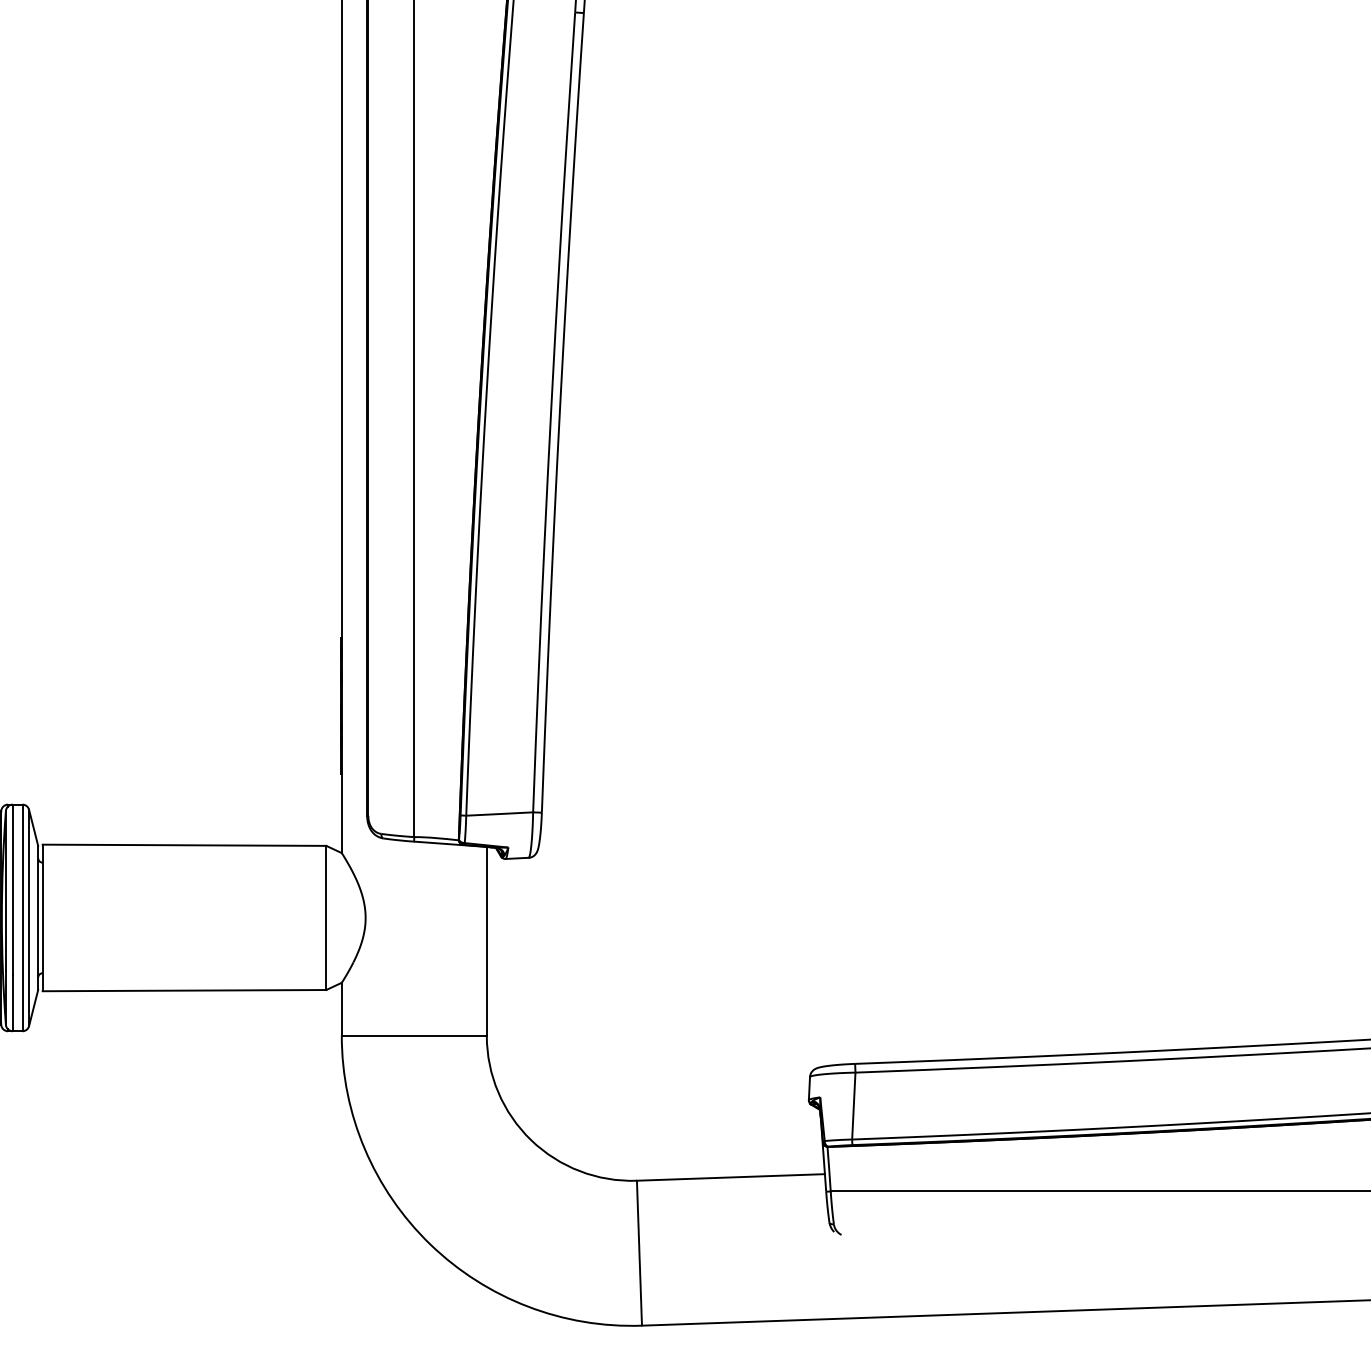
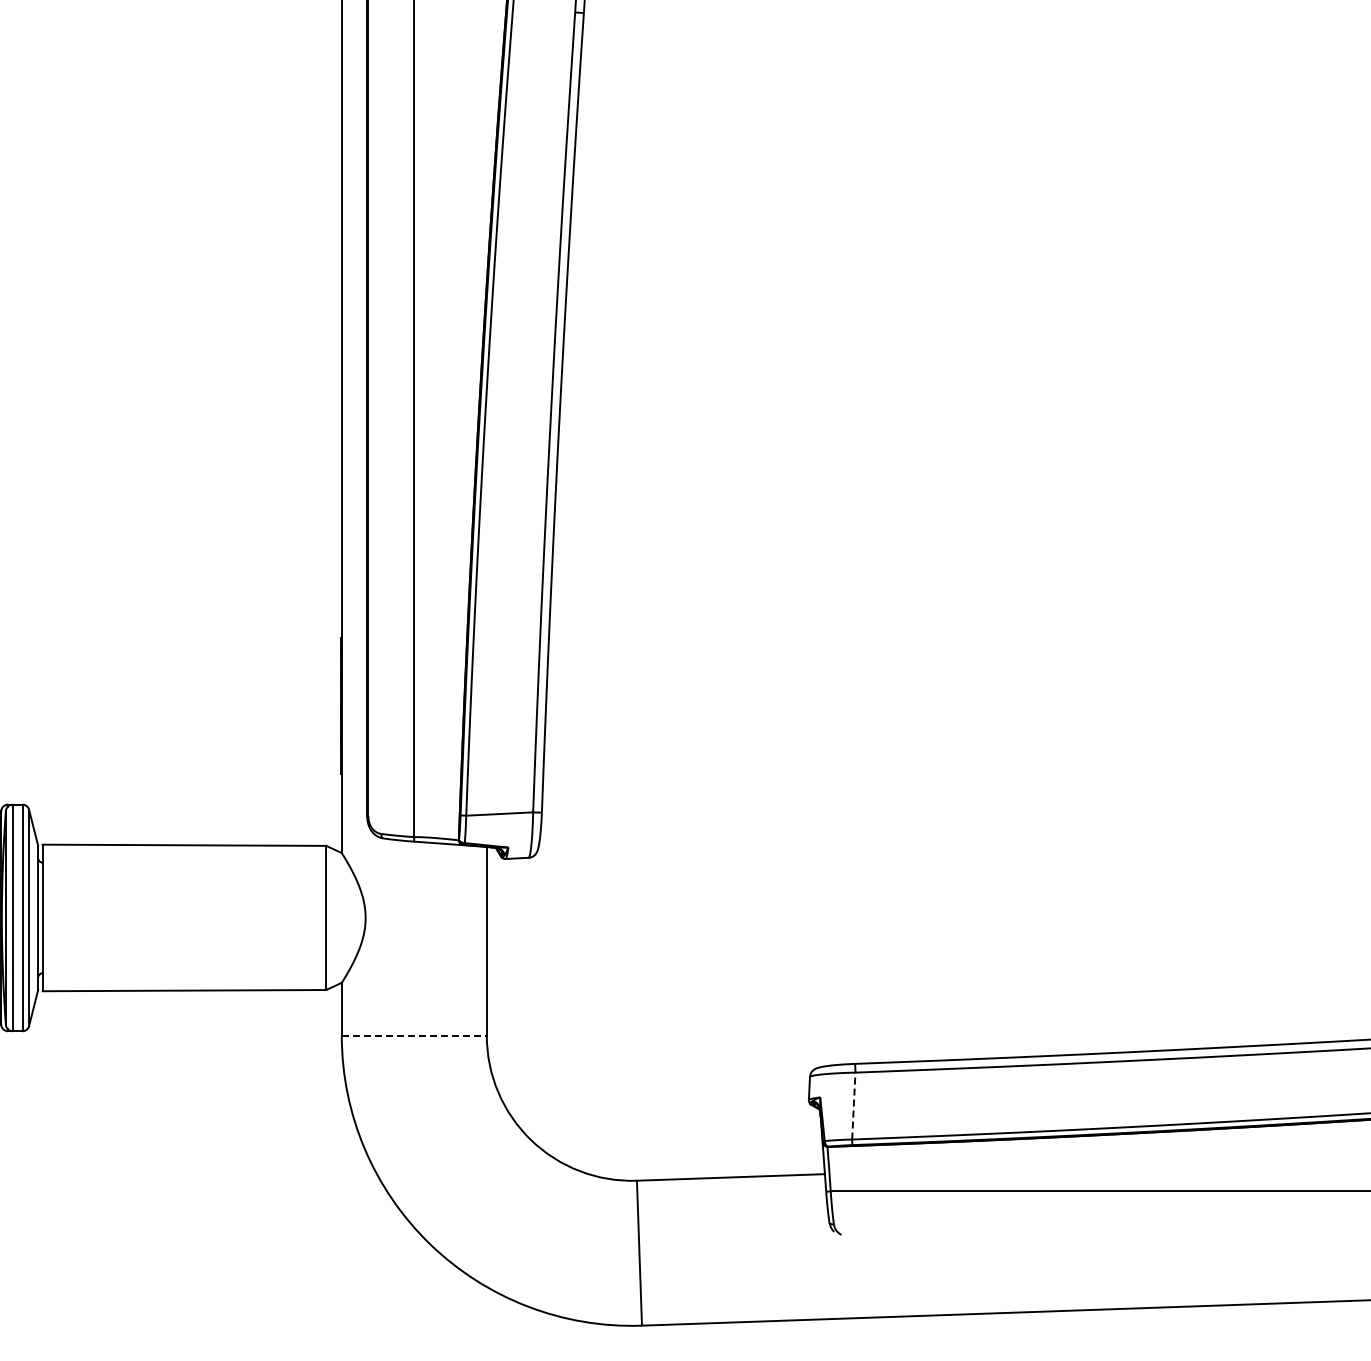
line: solid -> dashed (414, 1035)
line: solid -> dashed (853, 1104)
